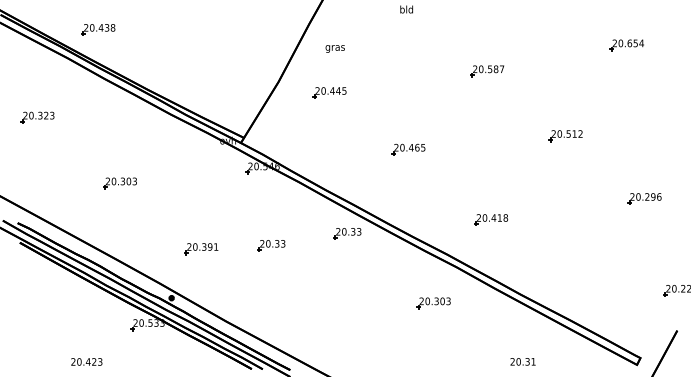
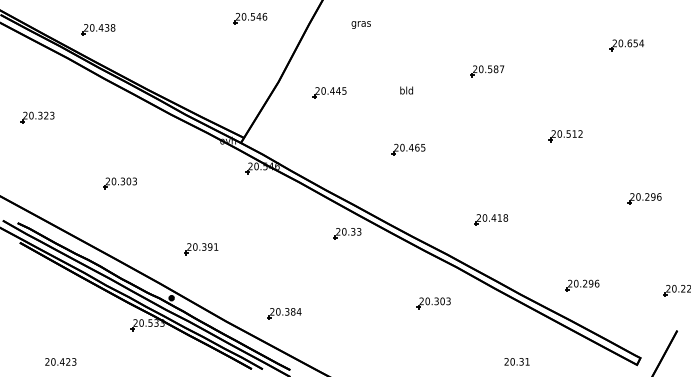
text position: (406, 9) -> (406, 90) (406, 90)
part: none -> present (250, 18)
text position: (334, 48) -> (360, 24) (360, 24)
part: present -> none (271, 245)
part: none -> present (582, 285)
part: none -> present (284, 313)
text position: (86, 361) -> (60, 361) (60, 361)
text position: (522, 361) -> (516, 361) (516, 361)
